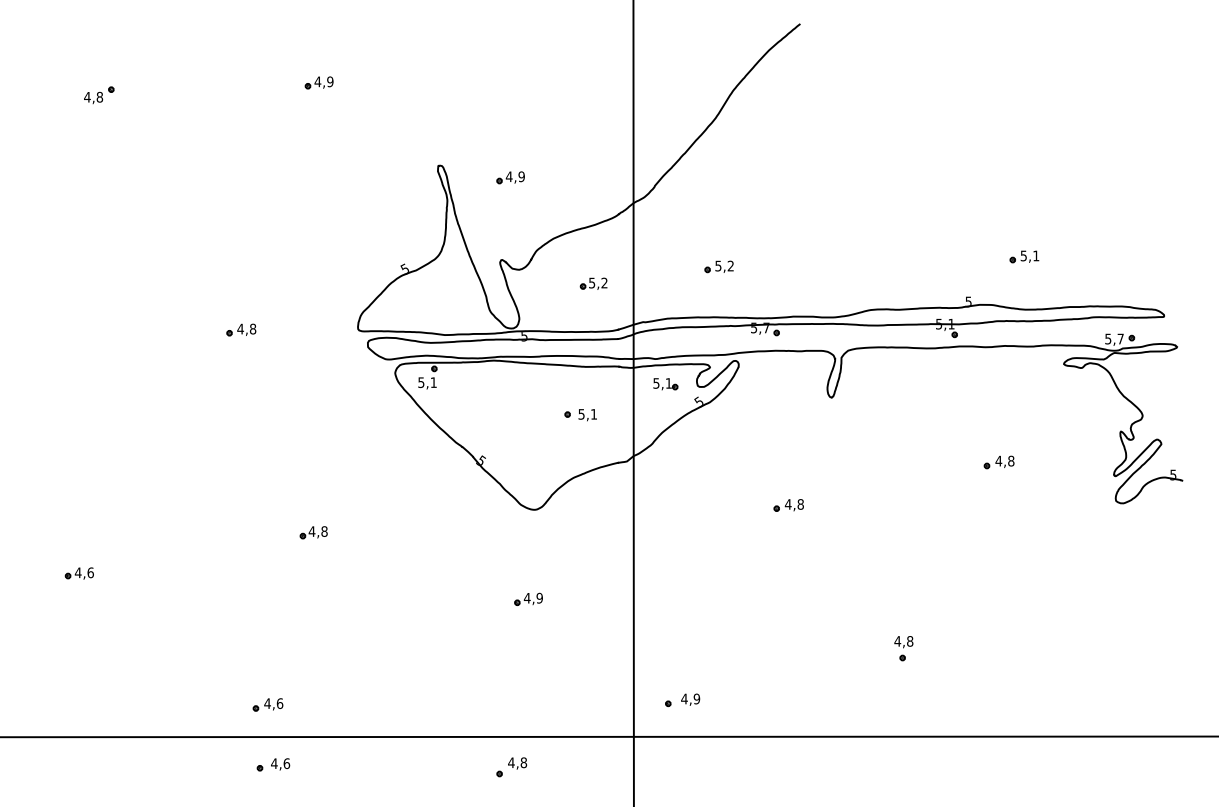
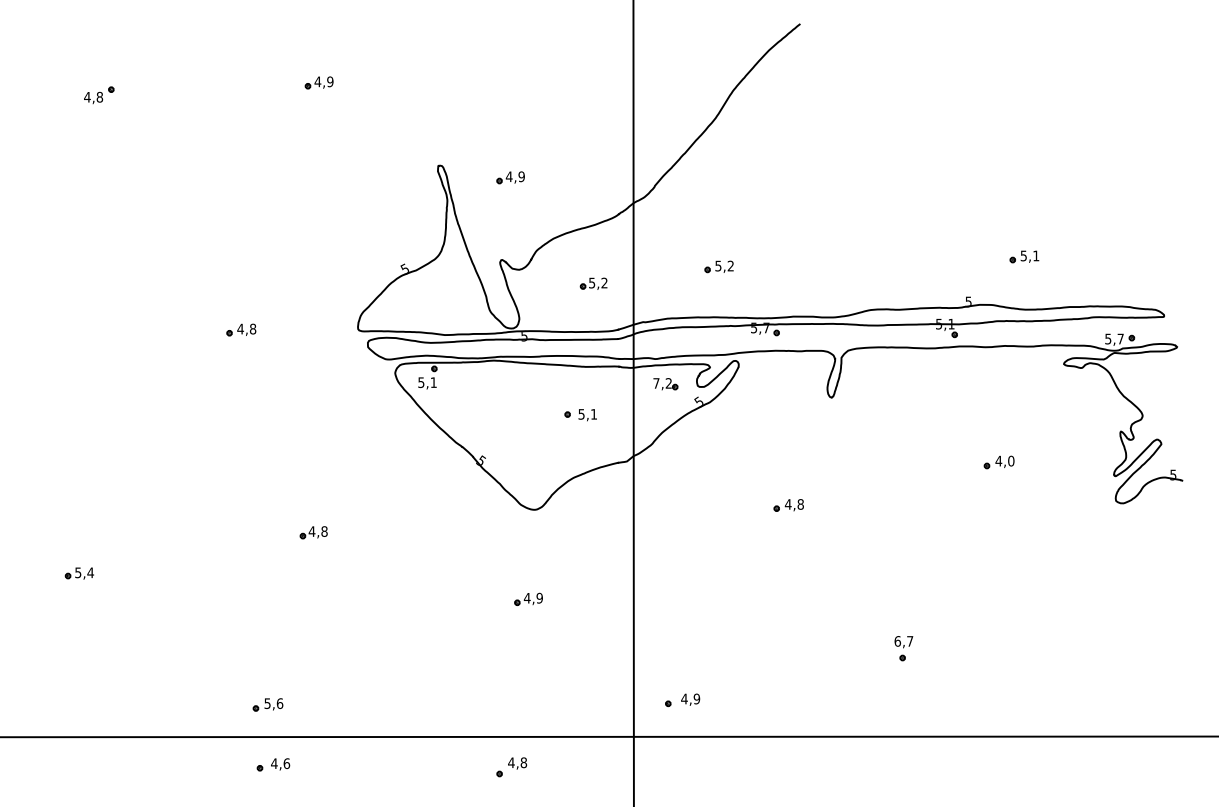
text: 5,1 -> 7,2 (662, 383)
text: 4,8 -> 4,0 (1011, 461)
text: 4,6 -> 5,4 (83, 572)
text: 4,8 -> 6,7 (903, 641)
text: 4,6 -> 5,6 (267, 703)
